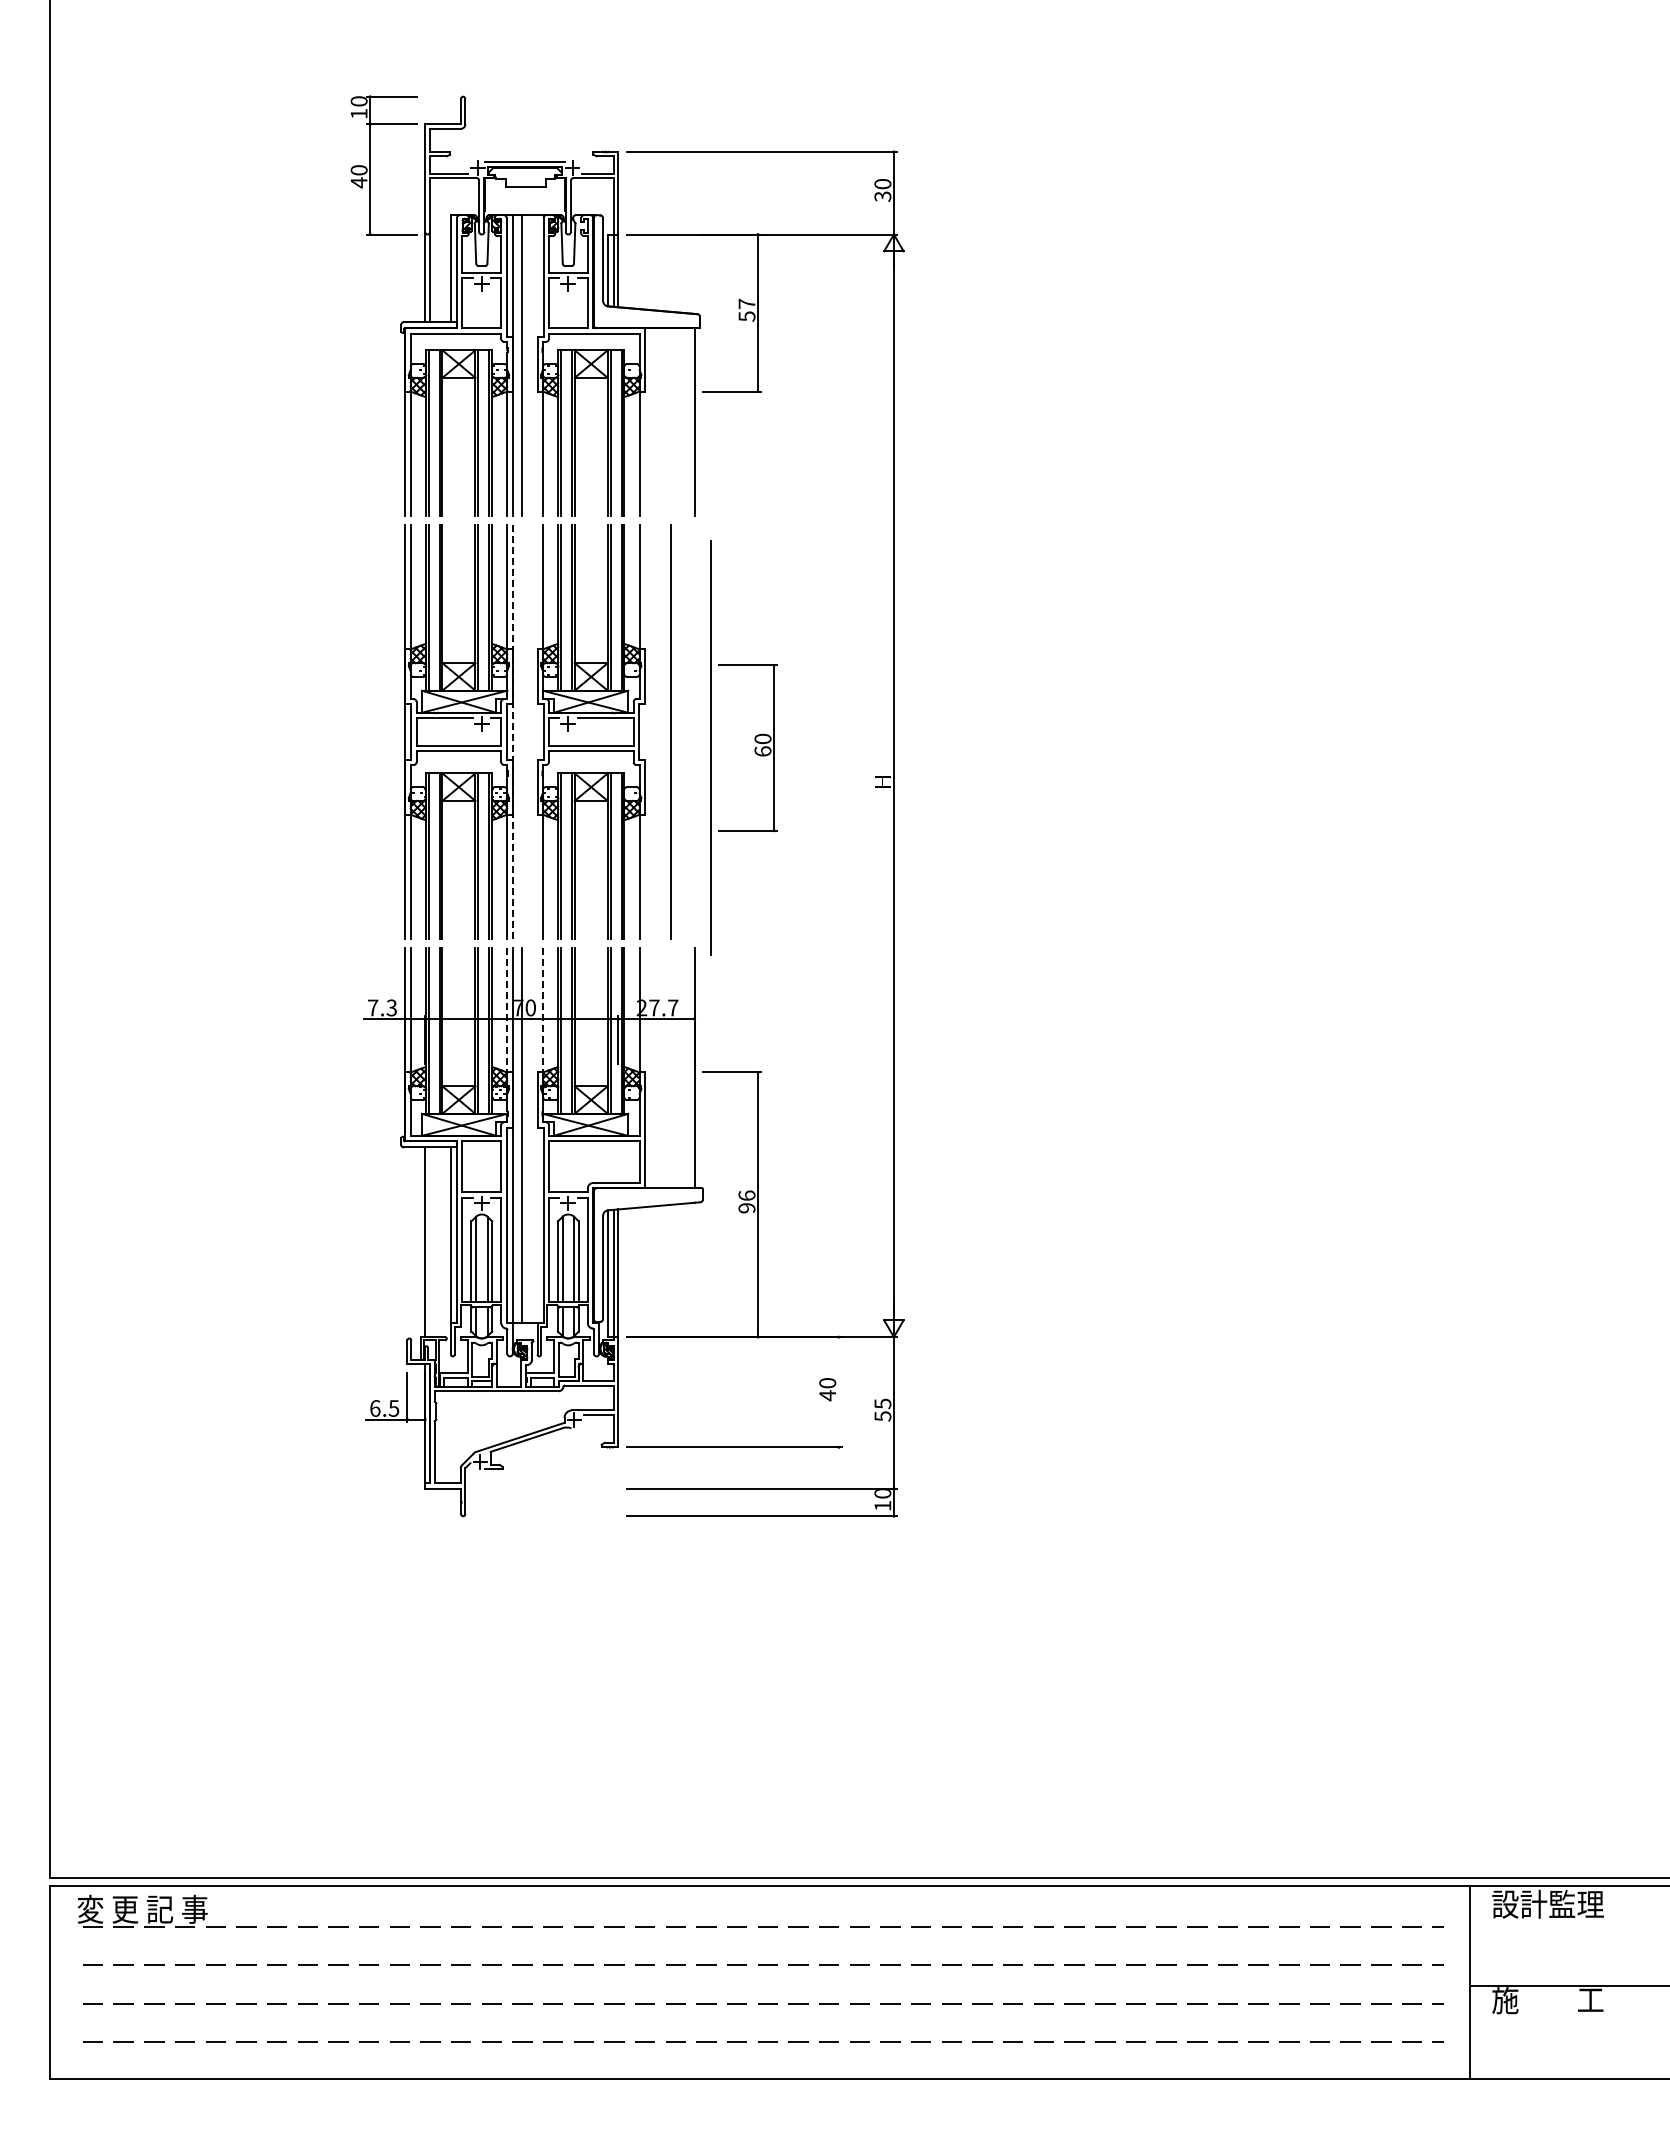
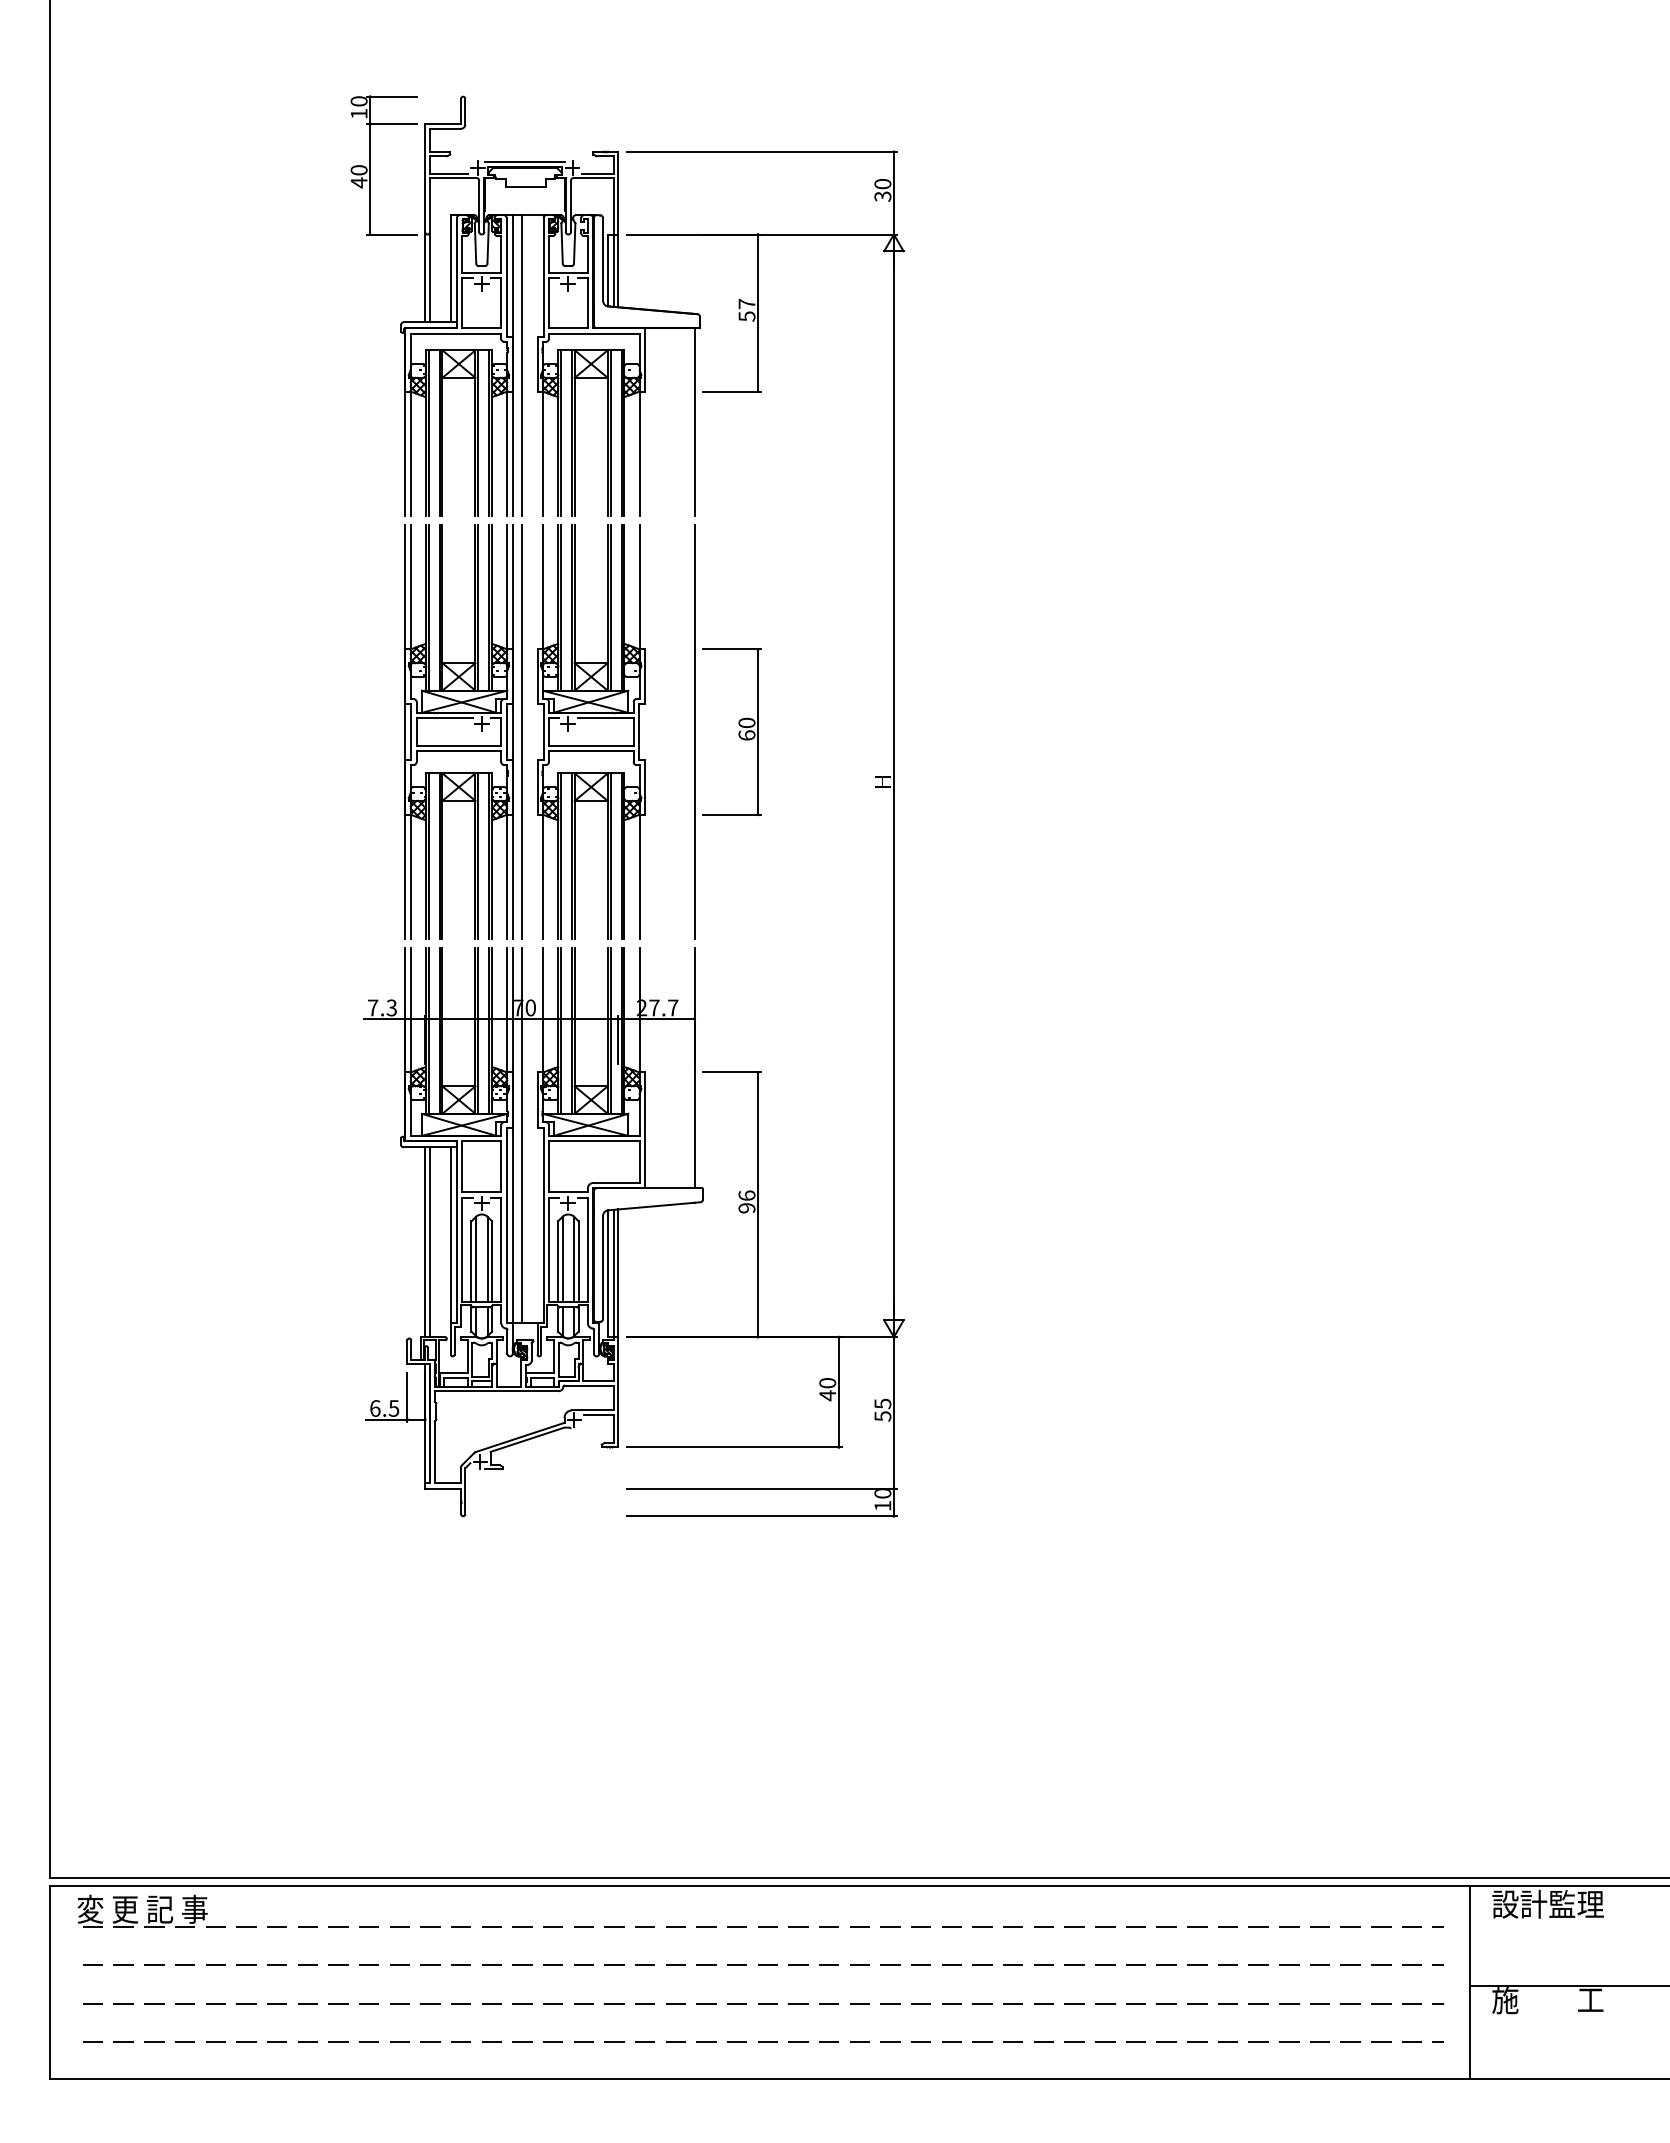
line position: (670, 731) -> (521, 731) (521, 731)
line: dashed -> solid (512, 732)
part position: (754, 748) -> (738, 732) (738, 732)
line: dashed -> solid (507, 1011)
line: dashed -> solid (543, 1011)
line: none -> present (429, 1242)
line: none -> present (838, 1392)
